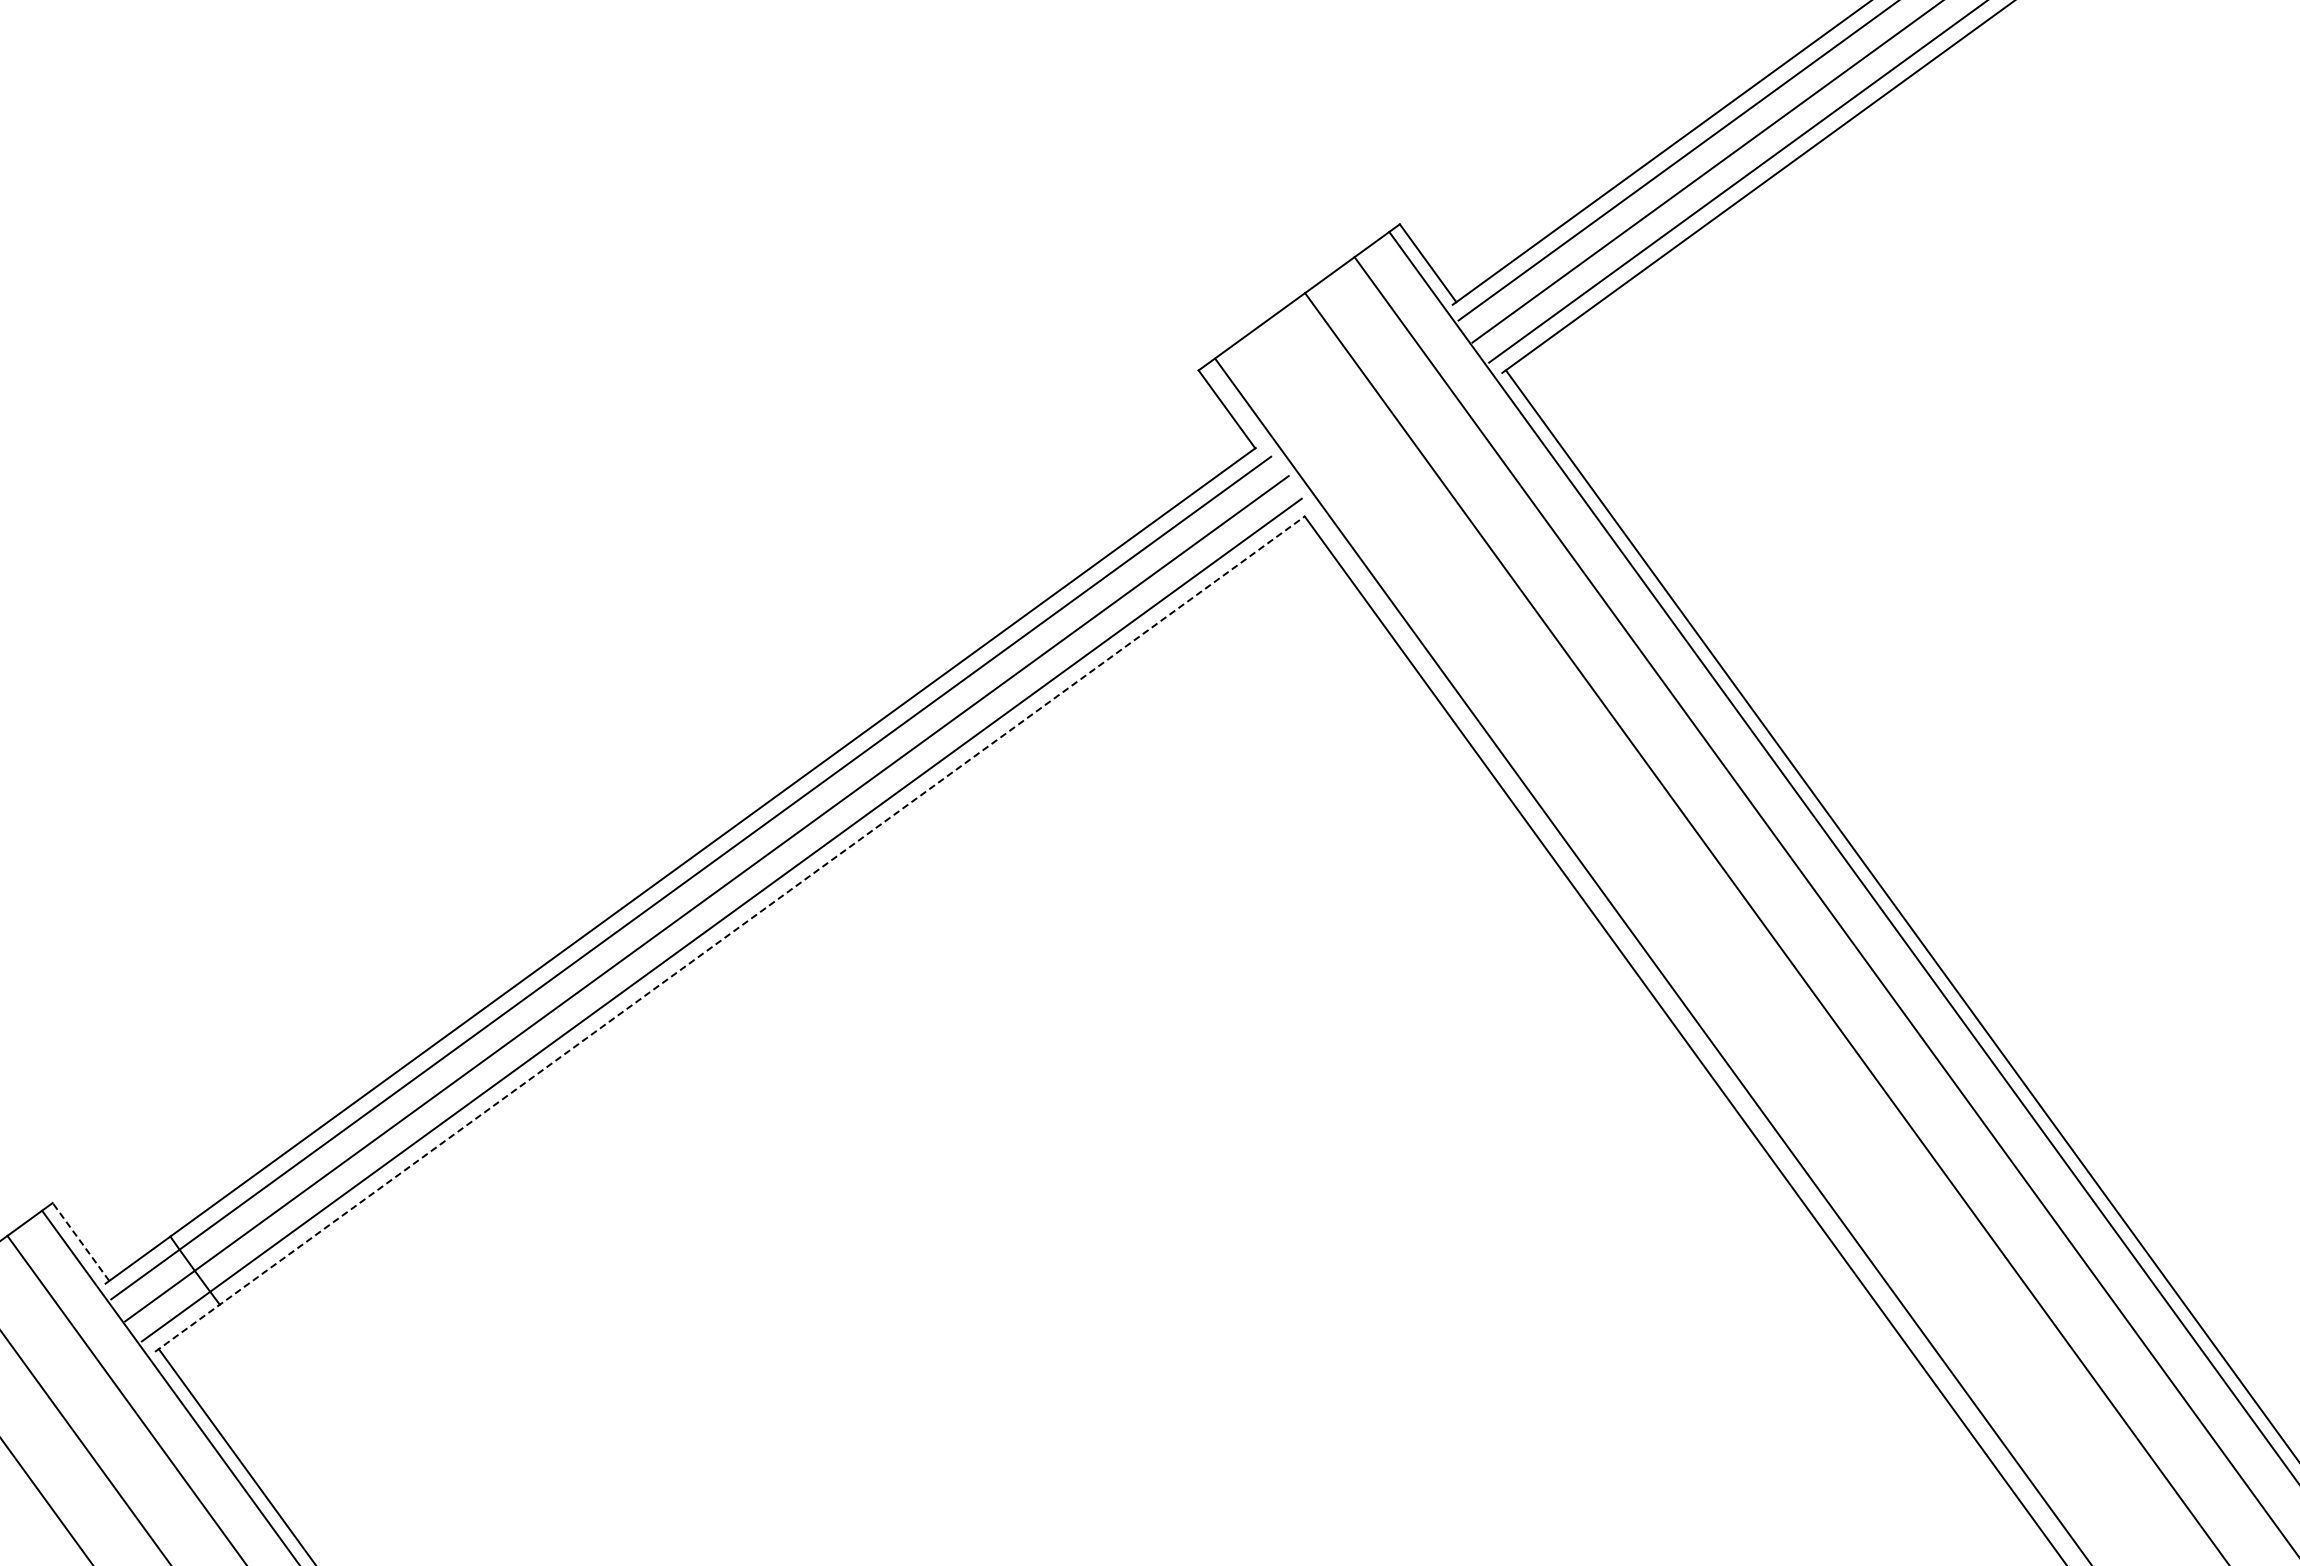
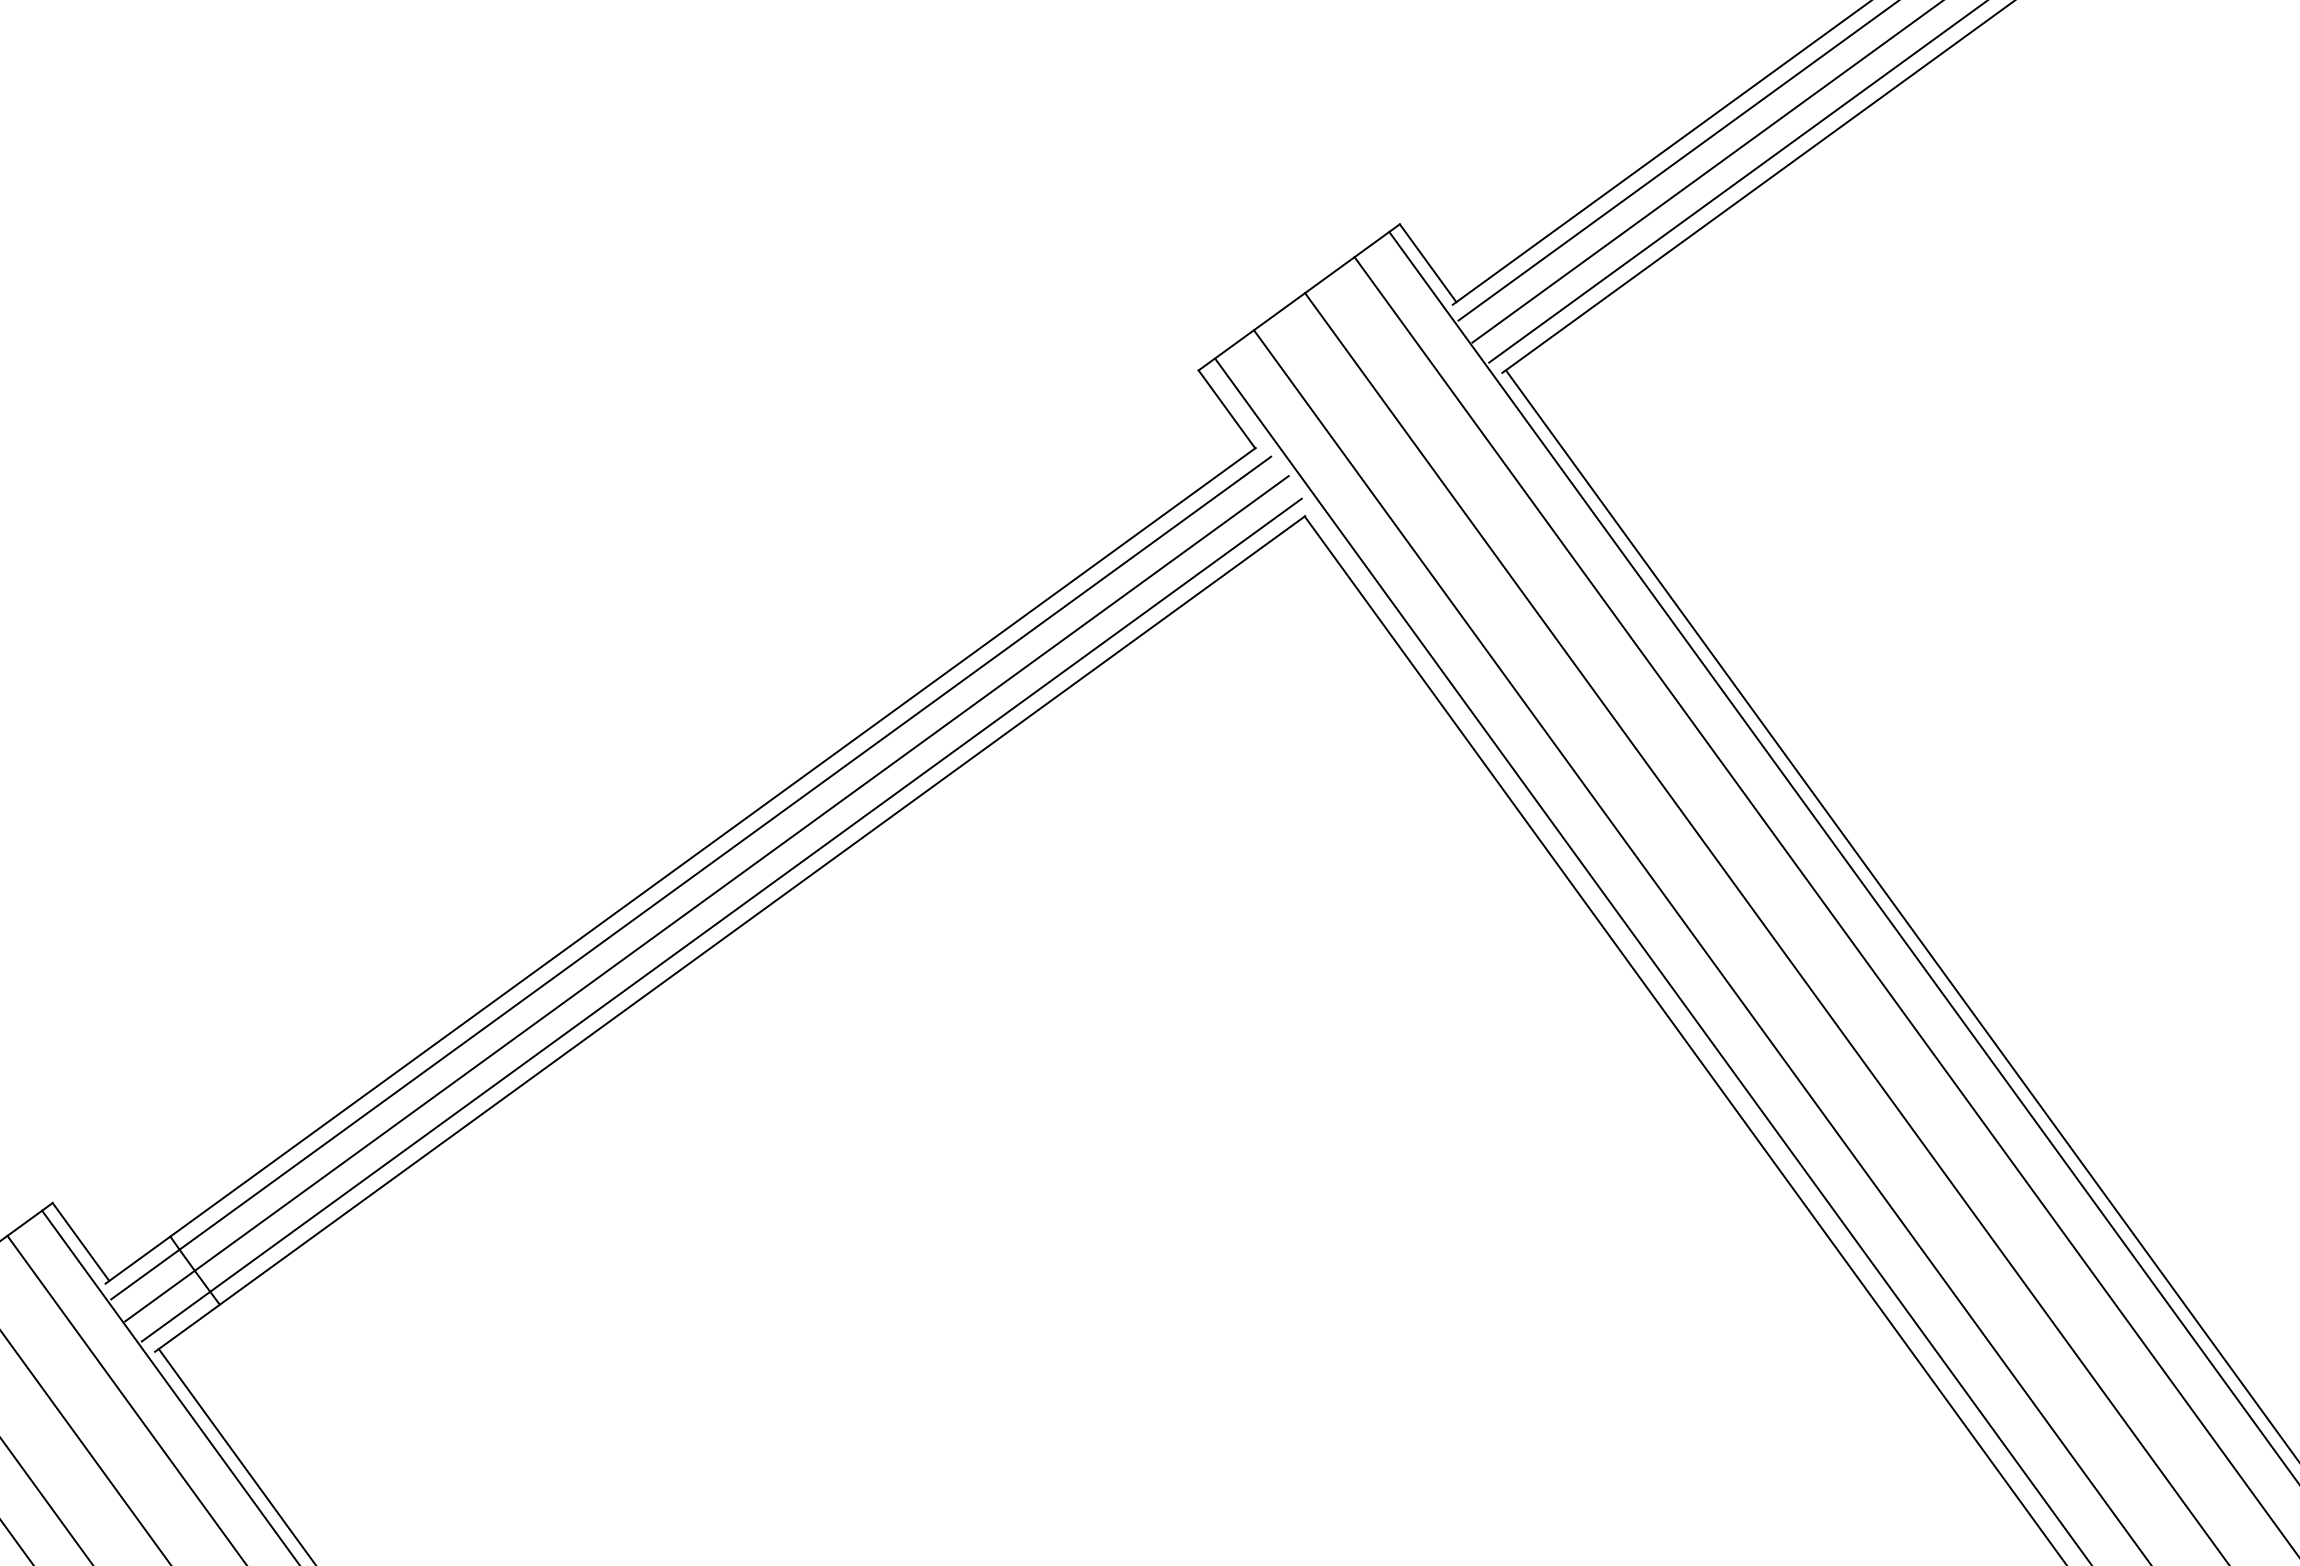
line: dashed -> solid (730, 933)
line: none -> present (1701, 946)
line: dashed -> solid (80, 1241)
line: none -> present (16, 1542)
